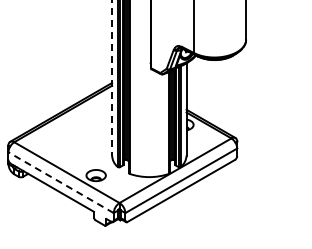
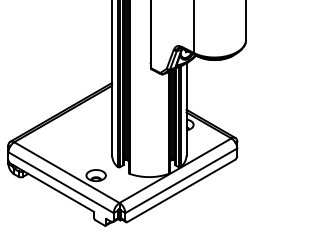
line: dashed -> solid (112, 78)
line: dashed -> solid (61, 182)
